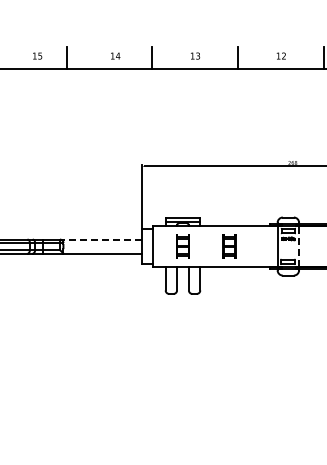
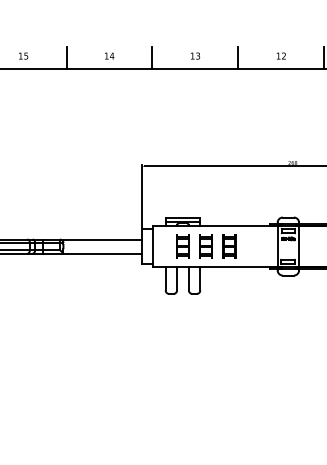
text position: (37, 55) -> (23, 55) (23, 55)
text position: (115, 55) -> (109, 55) (109, 55)
line: dashed -> solid (100, 239)
part: none -> present (205, 246)
line: dashed -> solid (299, 246)
